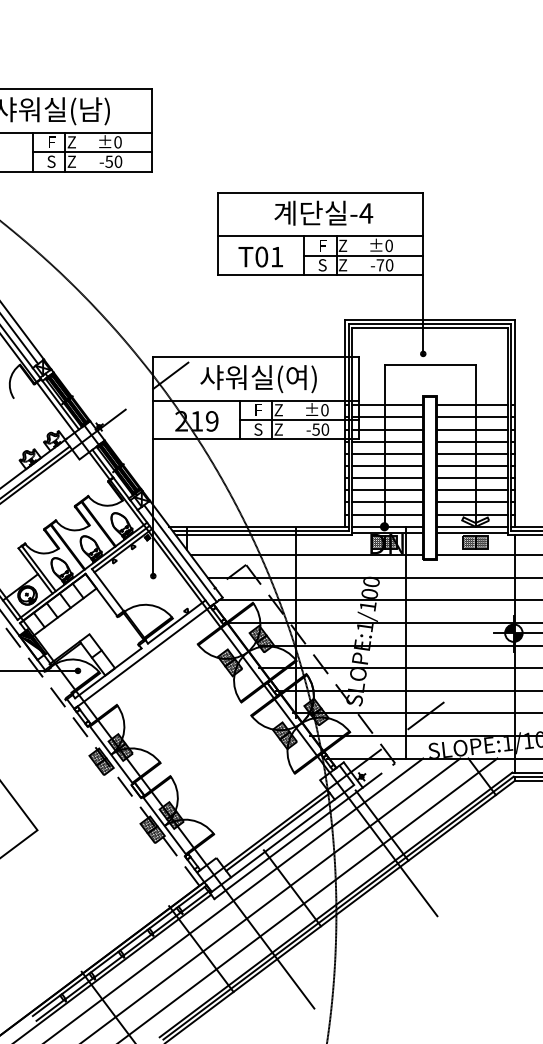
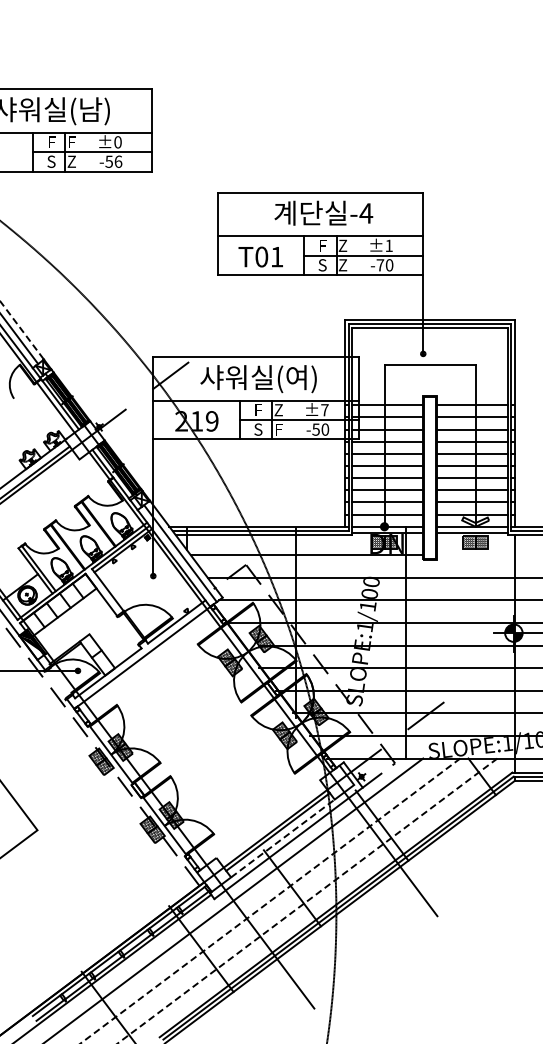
text: Z -> F (71, 142)
text: -50 -> -56 (118, 161)
text: ±0 -> ±1 (388, 245)
line: solid -> dashed (22, 330)
text: ±0 -> ±7 (324, 410)
text: Z -> F (278, 429)
line: present -> none (487, 555)
line: solid -> dashed (282, 838)
line: solid -> dashed (269, 901)
line: solid -> dashed (307, 901)
